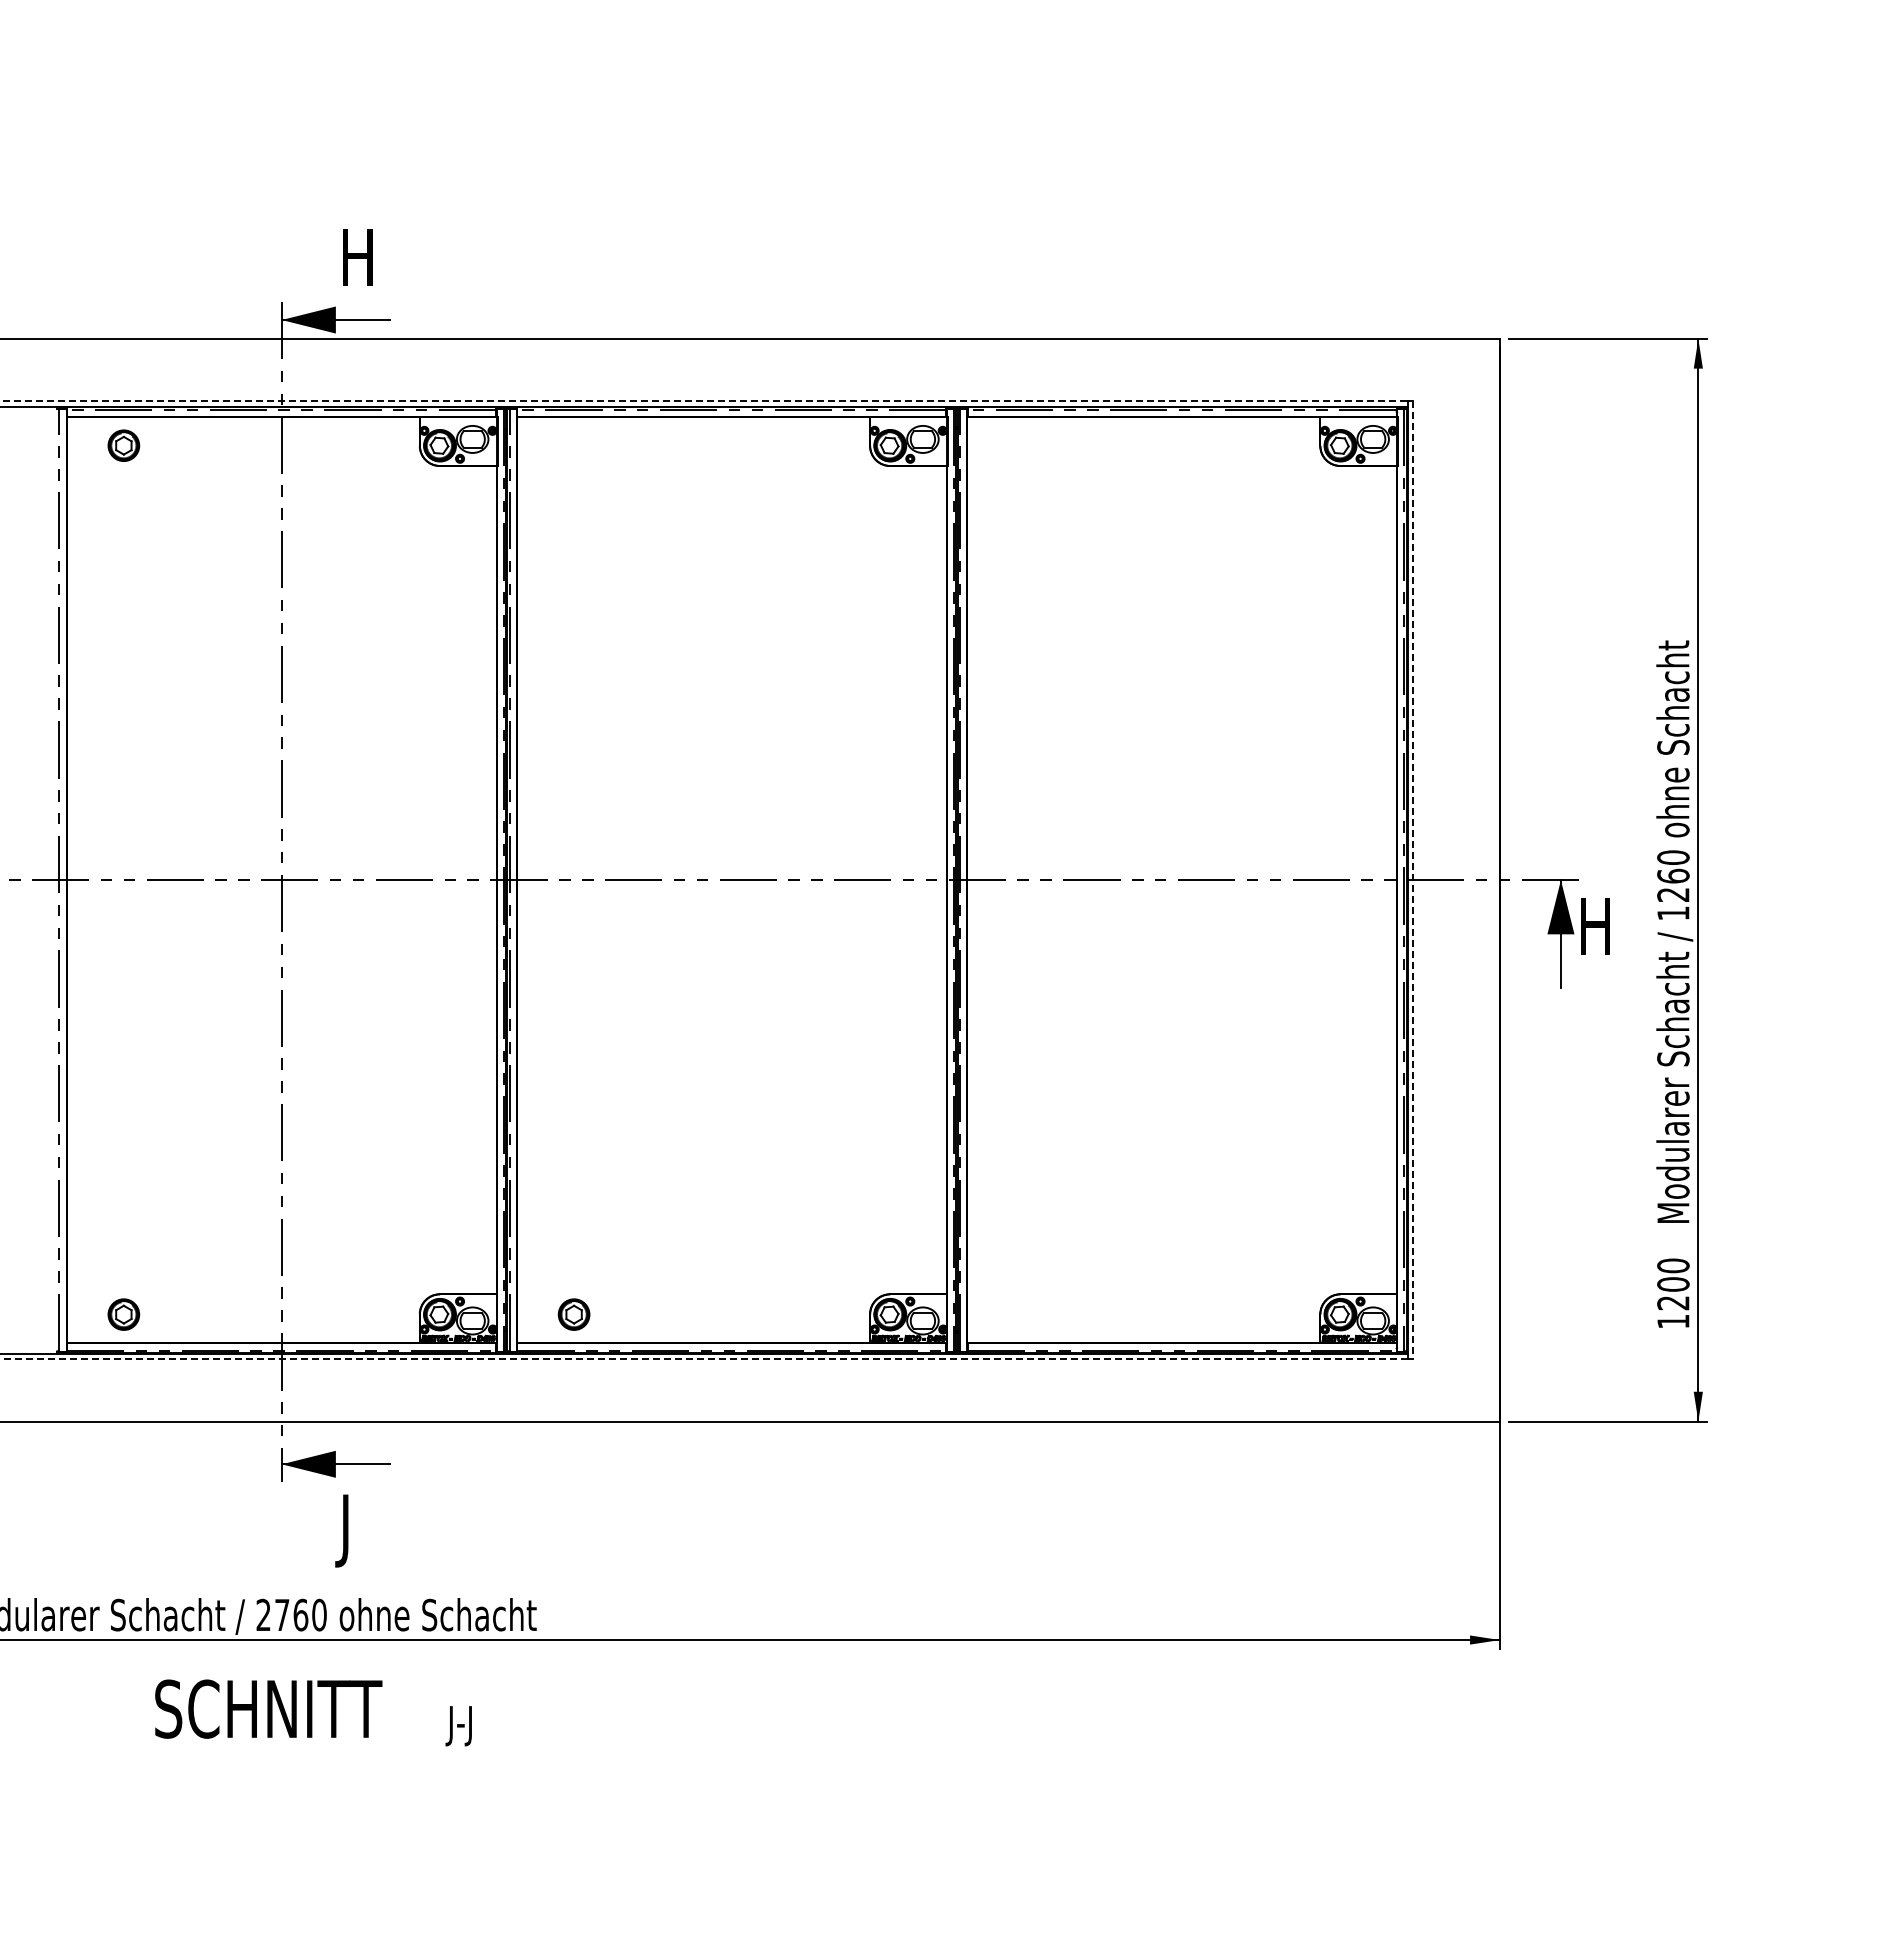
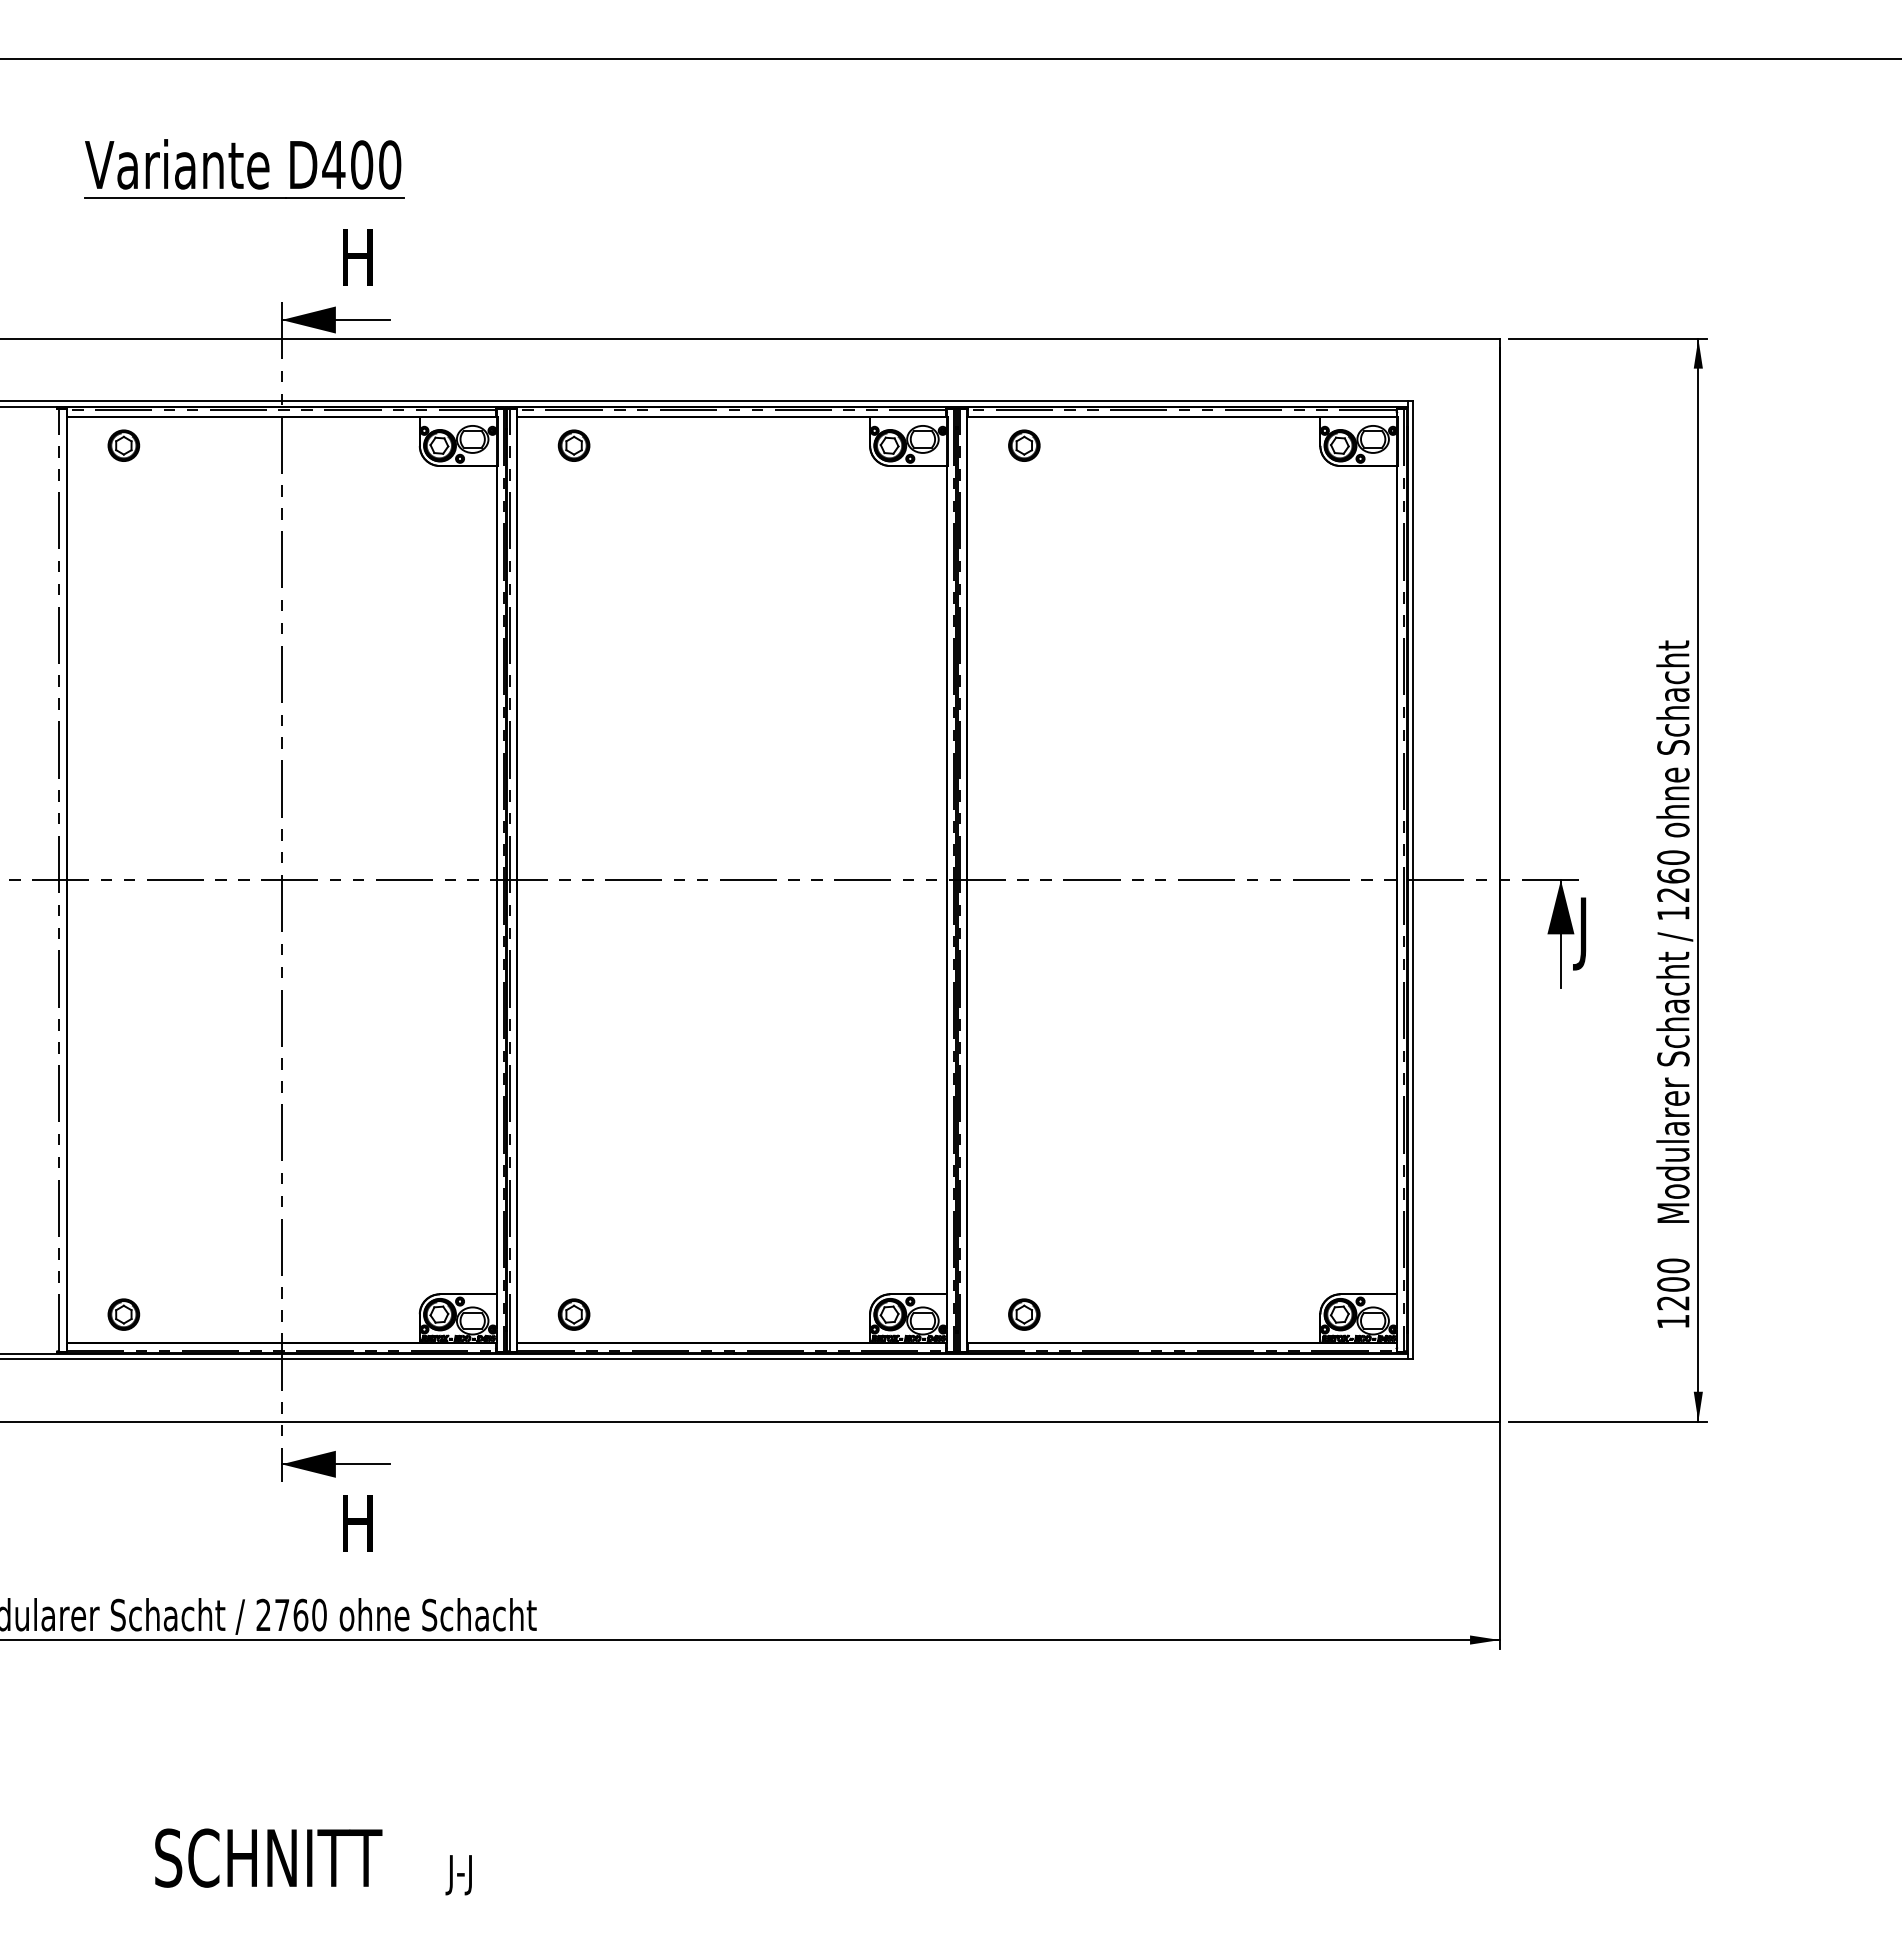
line: none -> present (950, 58)
part: none -> present (244, 168)
line: dashed -> solid (704, 401)
part: none -> present (573, 445)
part: none -> present (1024, 445)
line: dashed -> solid (1413, 880)
text: H -> J (1591, 933)
part: none -> present (1024, 1314)
line: dashed -> solid (704, 1359)
text: J -> H (353, 1530)
text position: (313, 1712) -> (313, 1861) (313, 1861)
